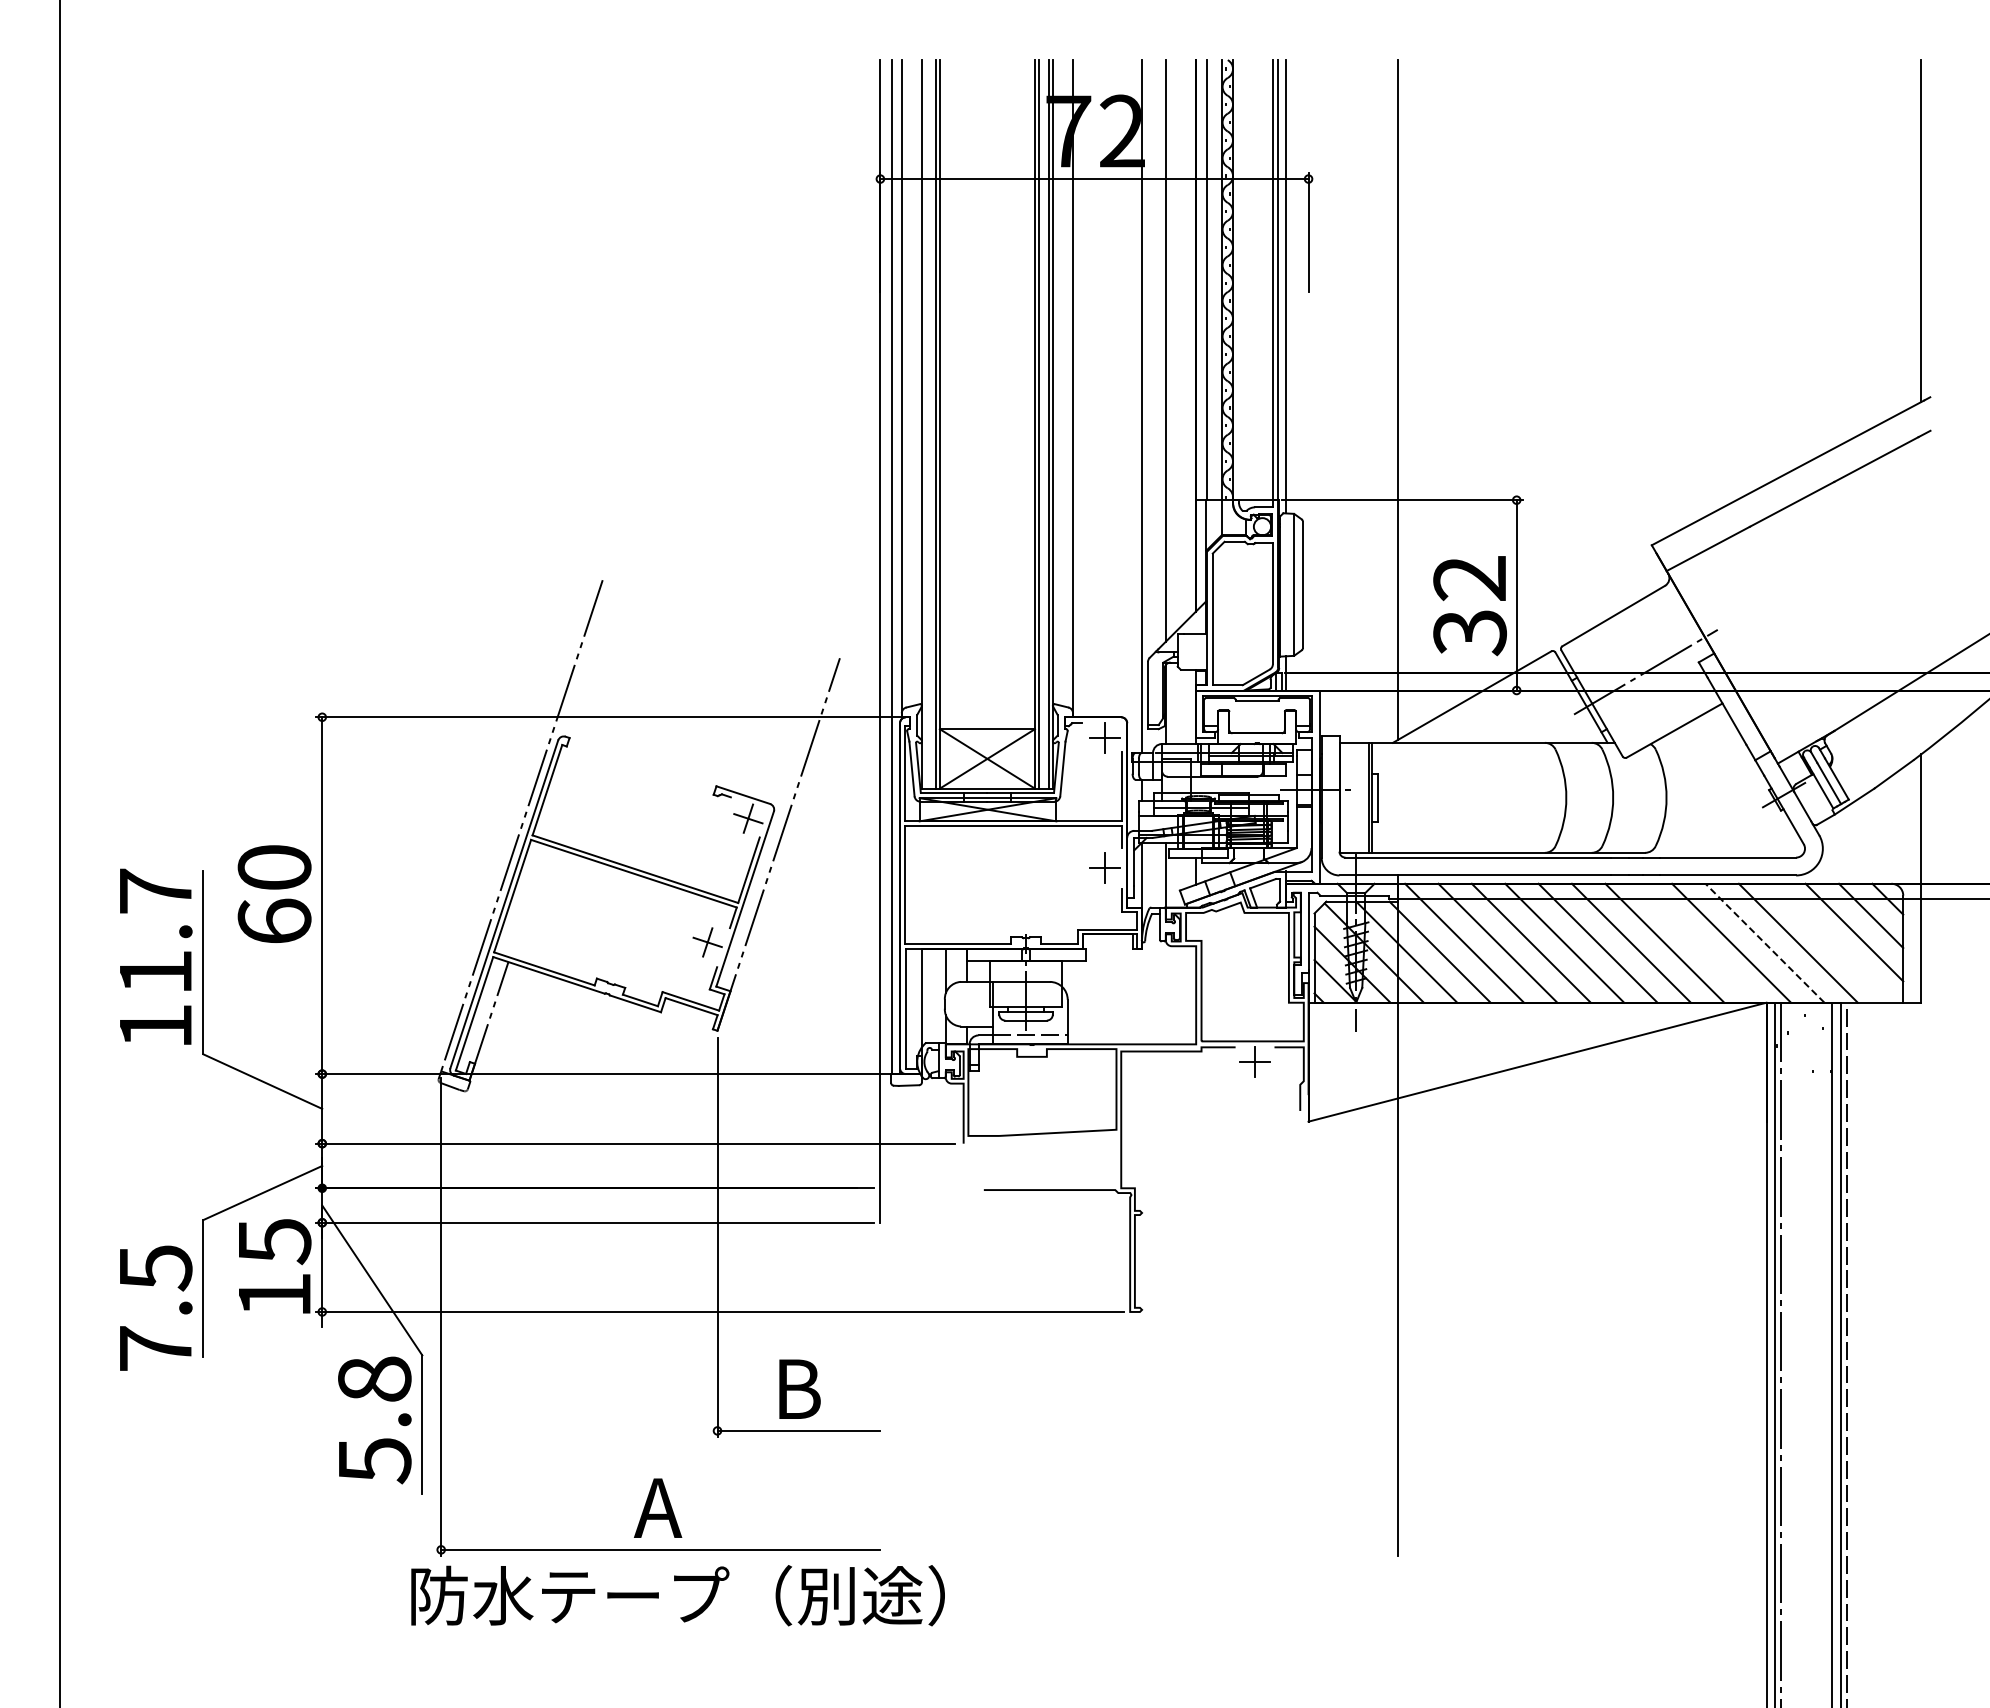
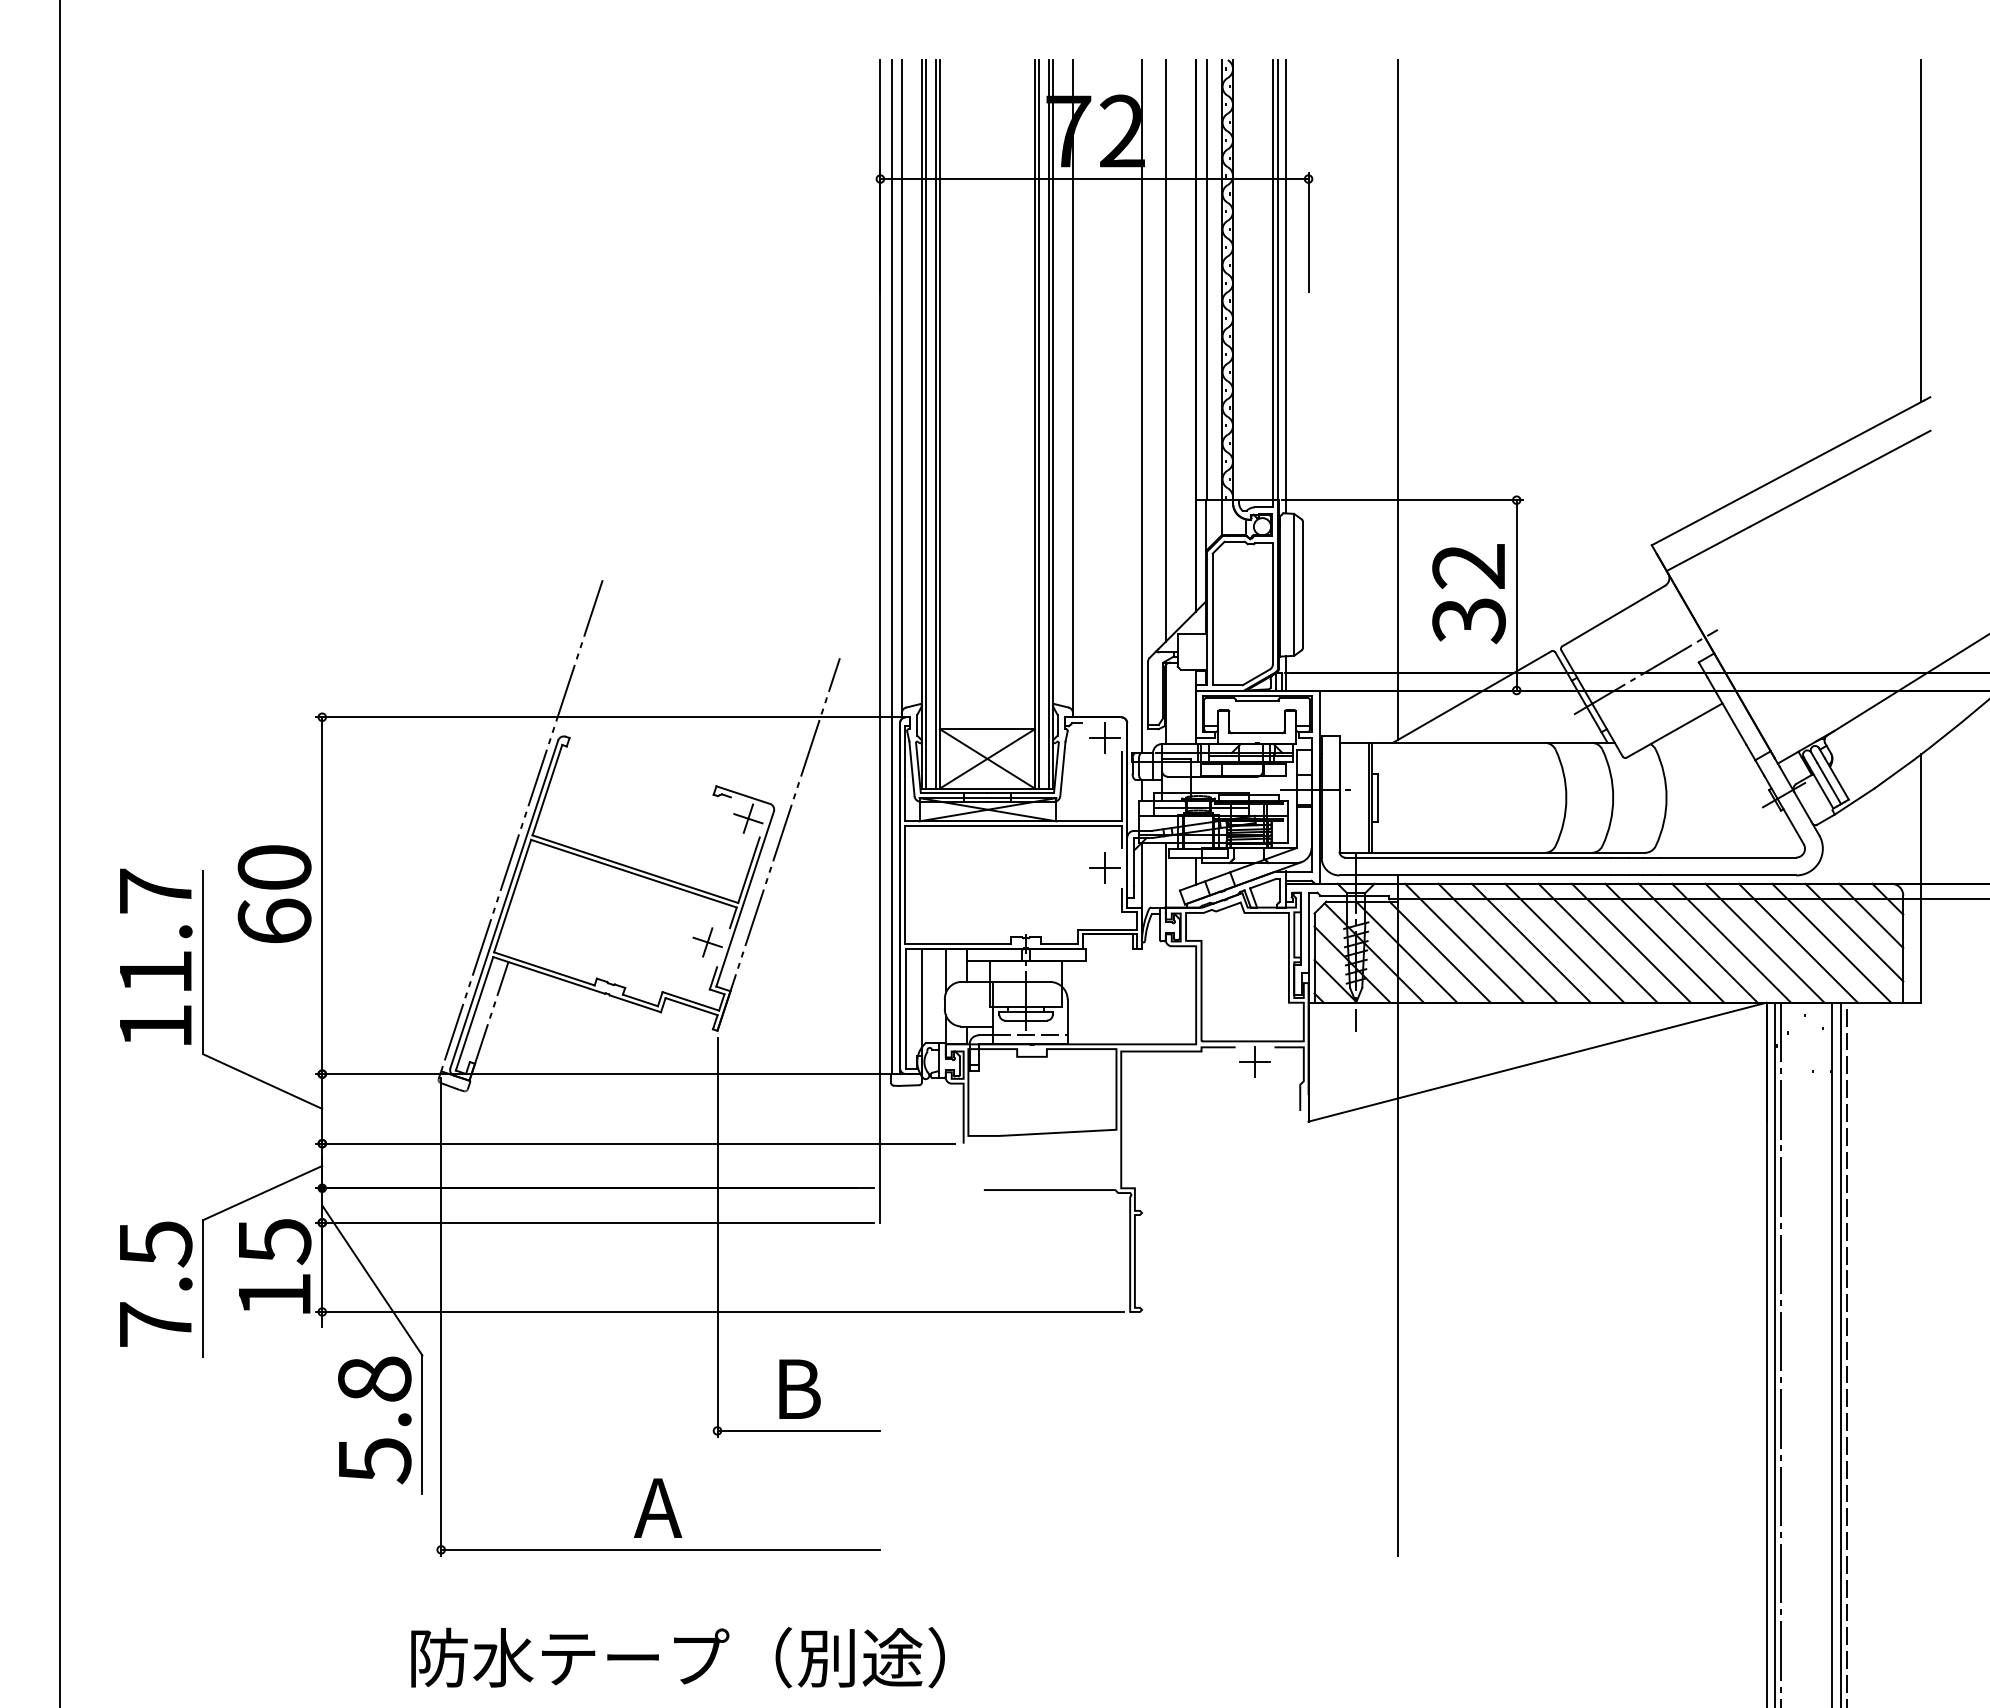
line: none -> present (926, 424)
text position: (1469, 606) -> (1468, 594) (1468, 594)
line: none -> present (1697, 942)
line: dashed -> solid (1764, 942)
line: none -> present (1831, 942)
text position: (156, 1307) -> (156, 1283) (156, 1283)
text position: (677, 1595) -> (677, 1657) (677, 1657)
